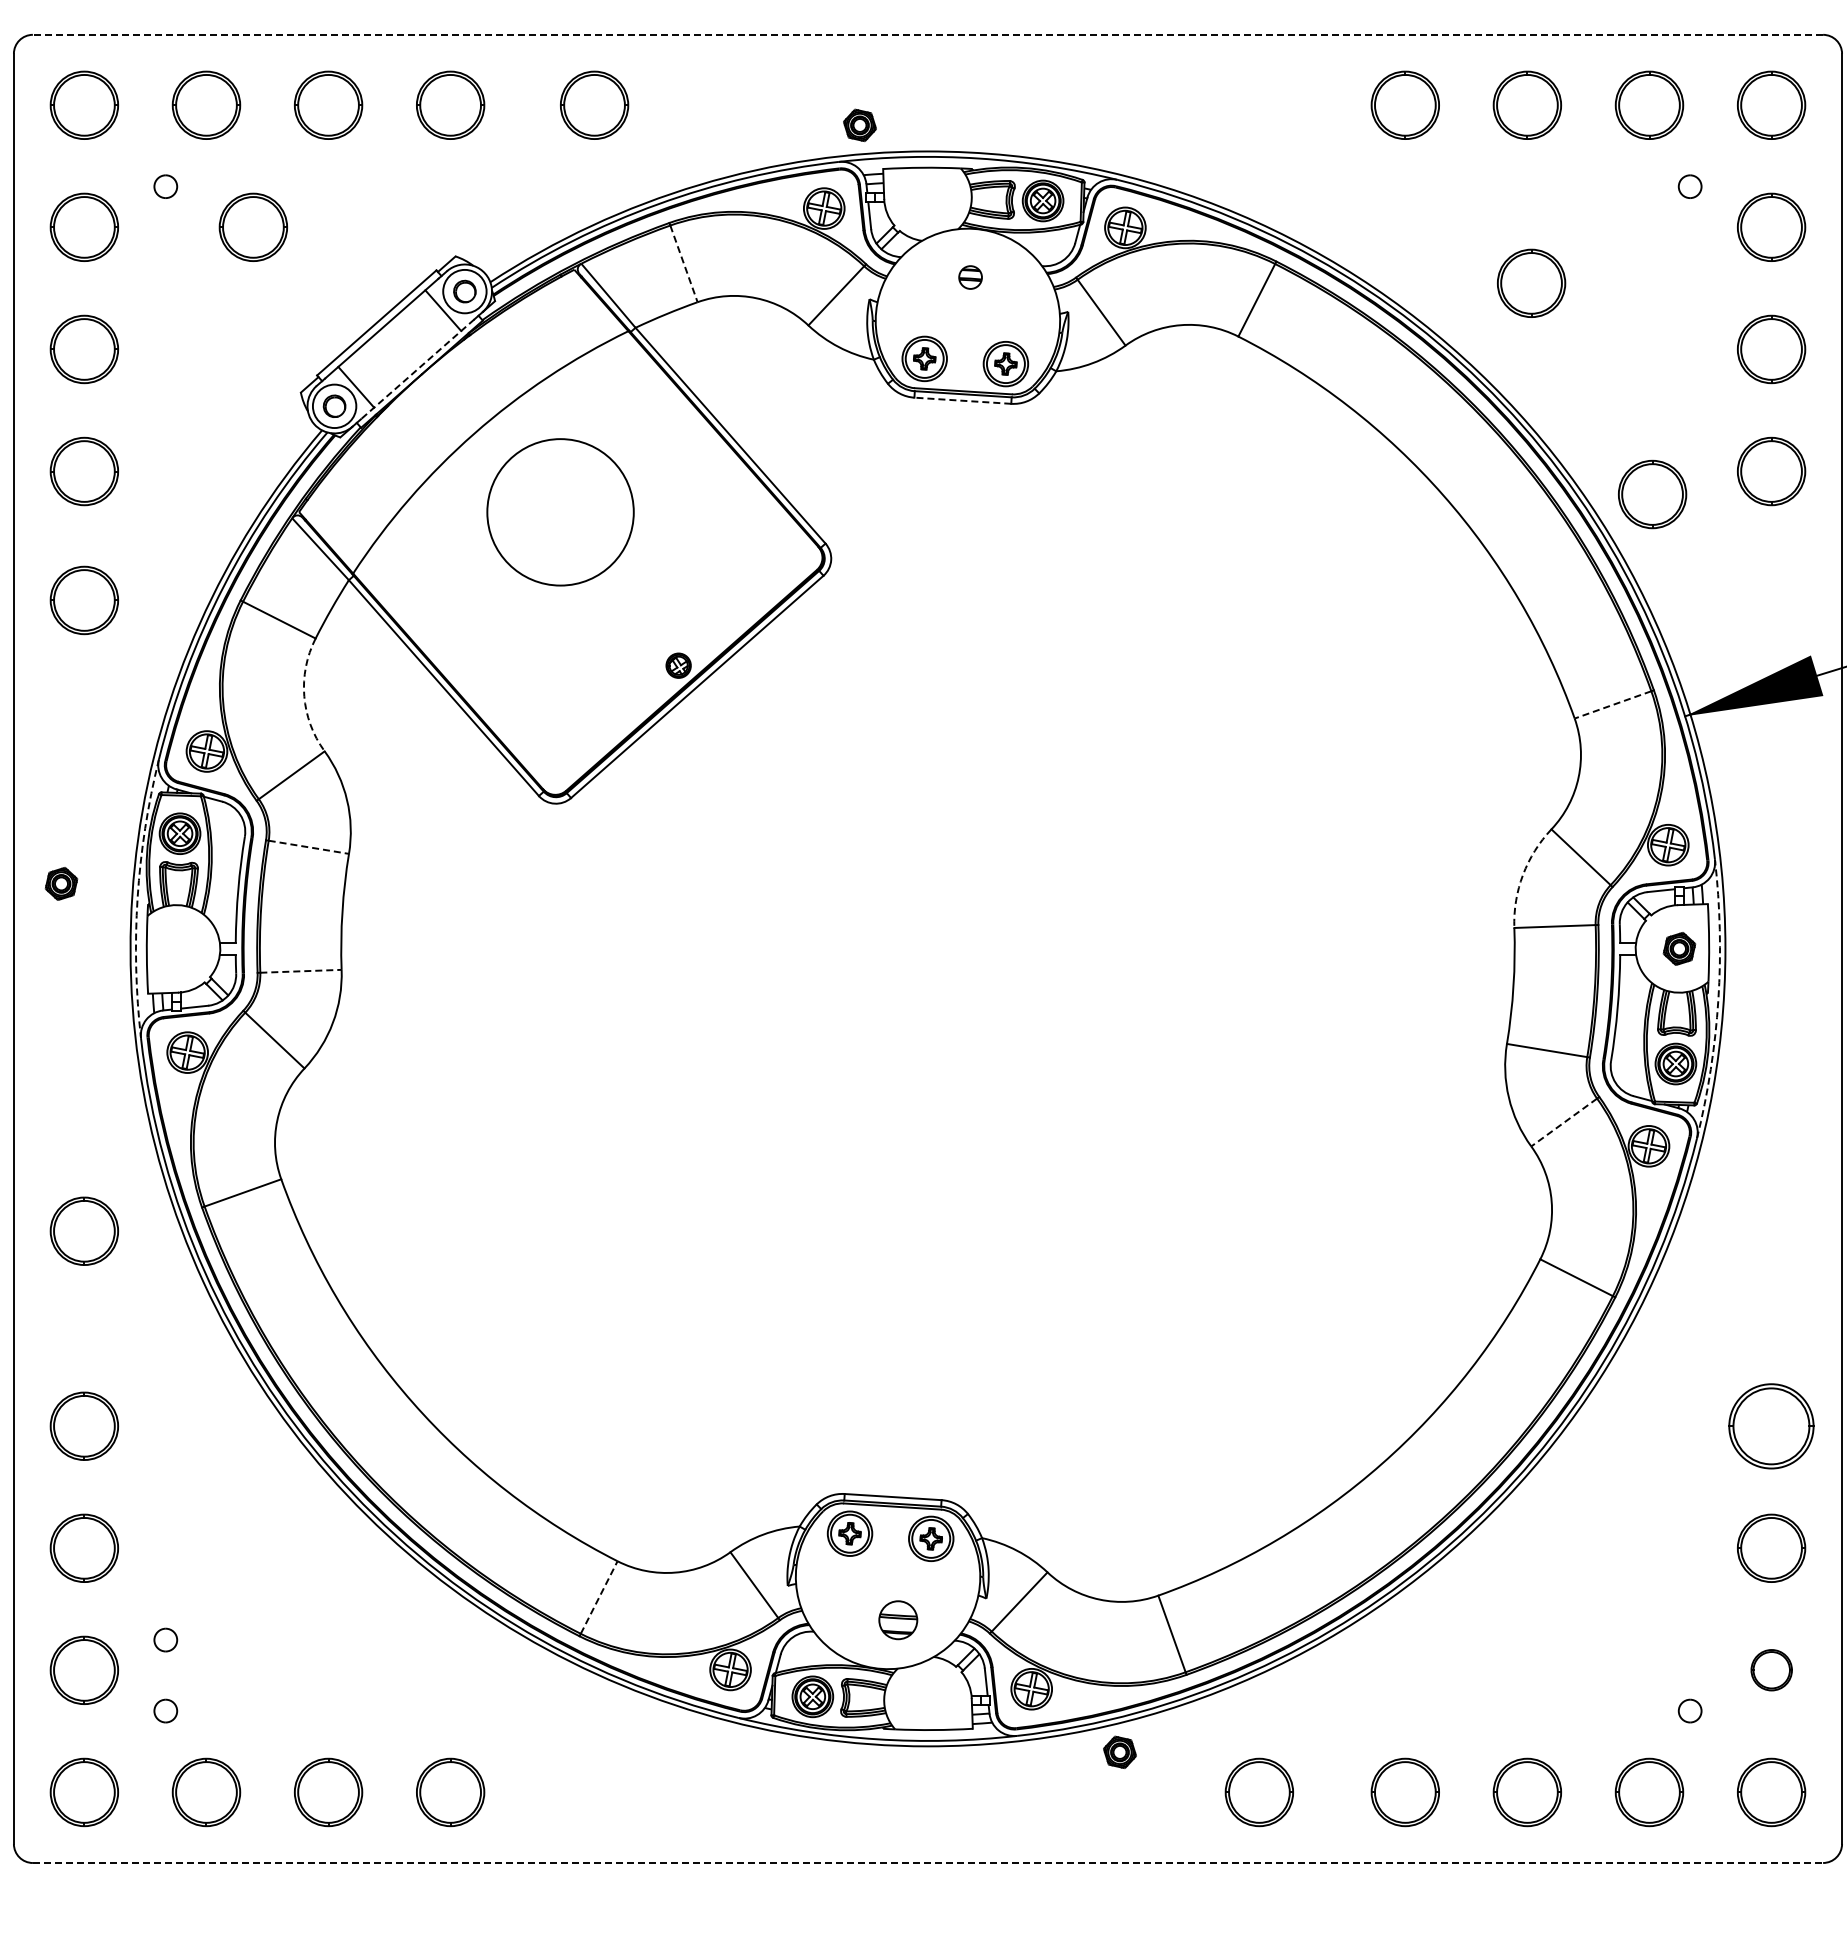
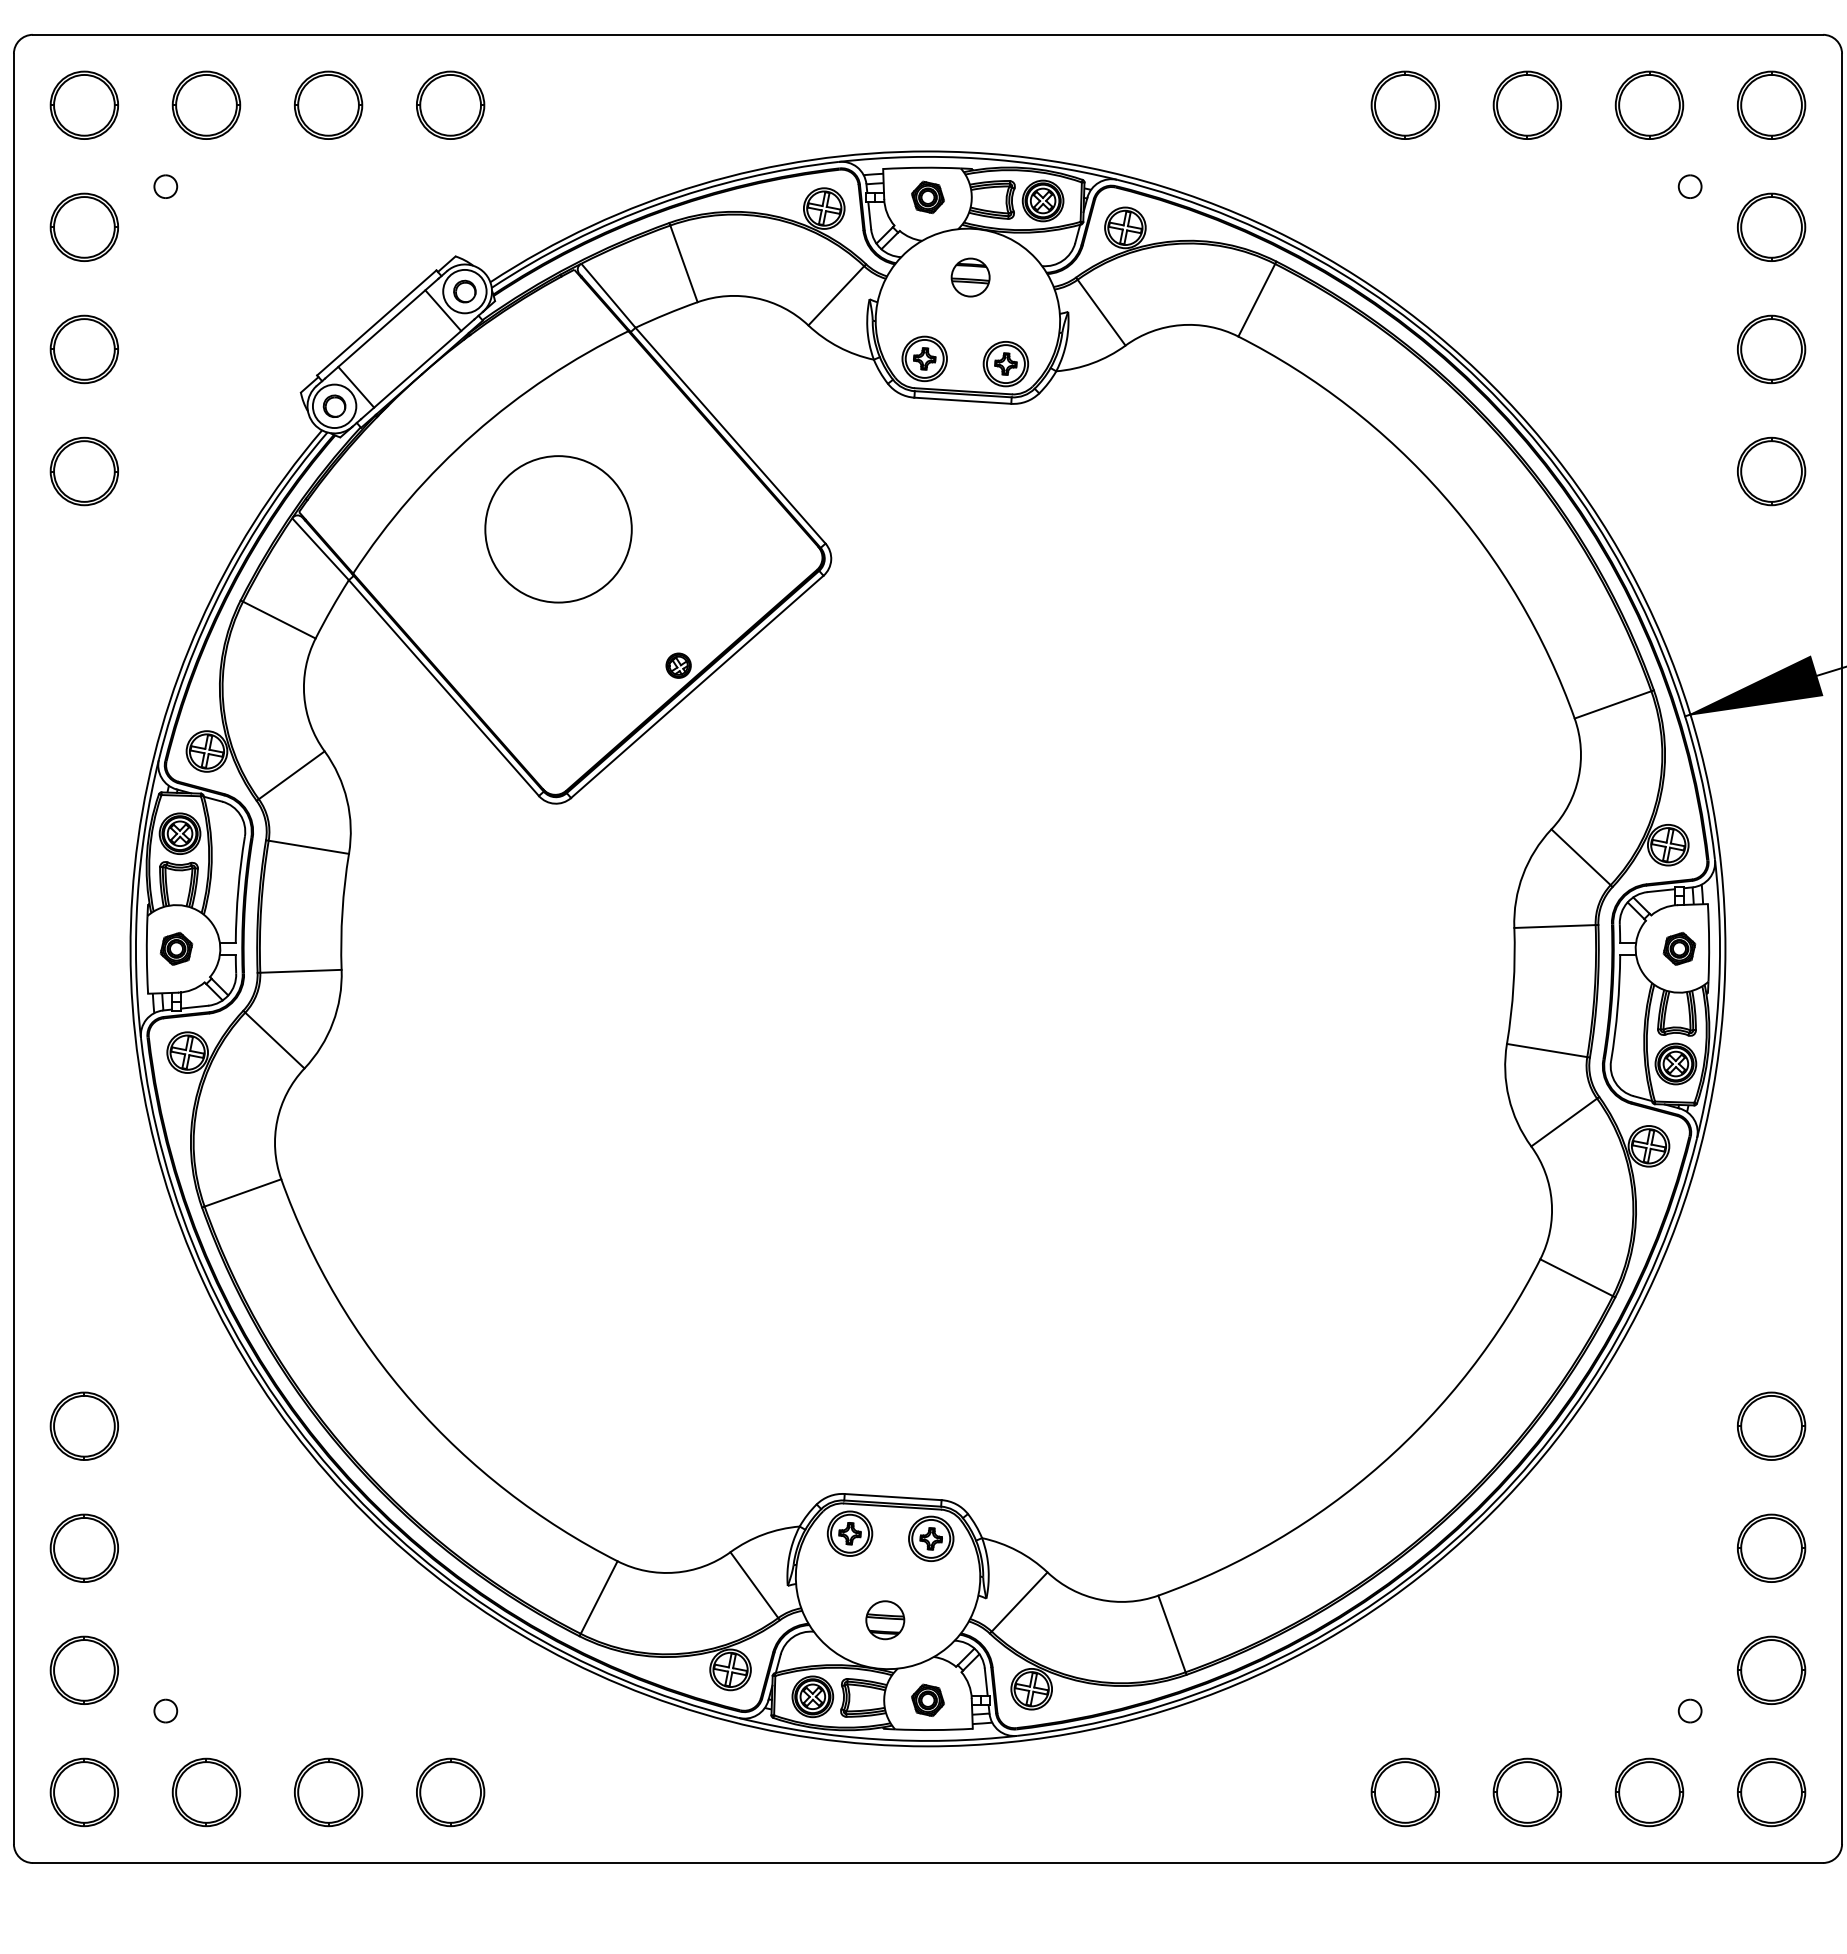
line: dashed -> solid (927, 34)
part: present -> none (594, 104)
part position: (859, 125) -> (927, 197) (927, 197)
part: present -> none (252, 226)
line: dashed -> solid (683, 263)
part size: 25x25 px -> 41x41 px (970, 277)
part: present -> none (1531, 282)
line: dashed -> solid (417, 369)
line: dashed -> solid (962, 400)
part: present -> none (1652, 494)
circle position: (560, 512) -> (558, 529) (558, 529)
part: present -> none (83, 600)
arc: dashed -> solid (304, 696)
line: dashed -> solid (1613, 704)
line: dashed -> solid (308, 847)
arc: dashed -> solid (1523, 874)
part position: (61, 883) -> (176, 948) (176, 948)
arc: dashed -> solid (137, 897)
line: dashed -> solid (300, 971)
arc: dashed -> solid (1718, 999)
line: dashed -> solid (1564, 1122)
part: present -> none (83, 1230)
part size: 87x87 px -> 70x70 px (1771, 1425)
line: dashed -> solid (599, 1597)
part position: (898, 1620) -> (885, 1620) (885, 1620)
part: present -> none (165, 1639)
part size: 43x43 px -> 70x70 px (1771, 1669)
part position: (1119, 1751) -> (927, 1699) (927, 1699)
part: present -> none (1258, 1792)
line: dashed -> solid (928, 1863)
